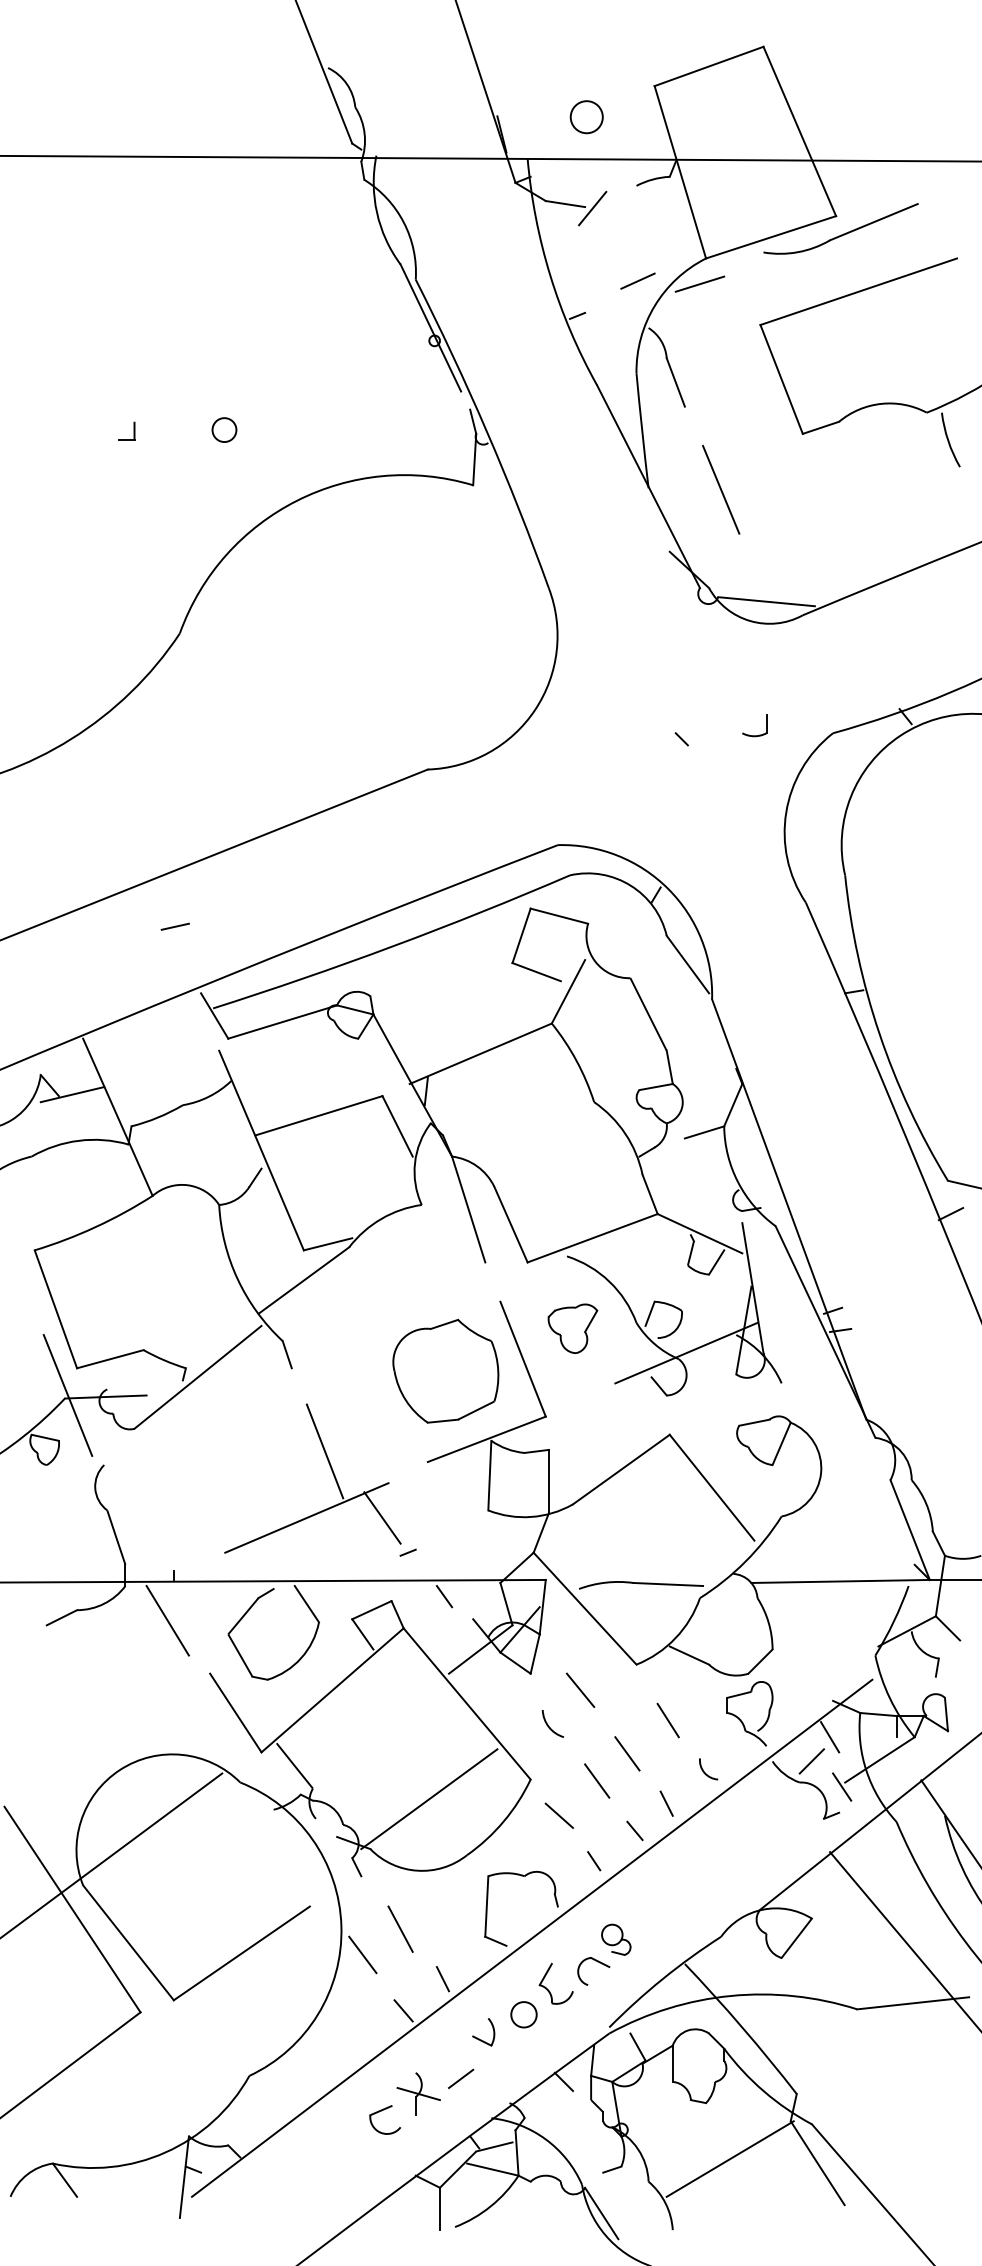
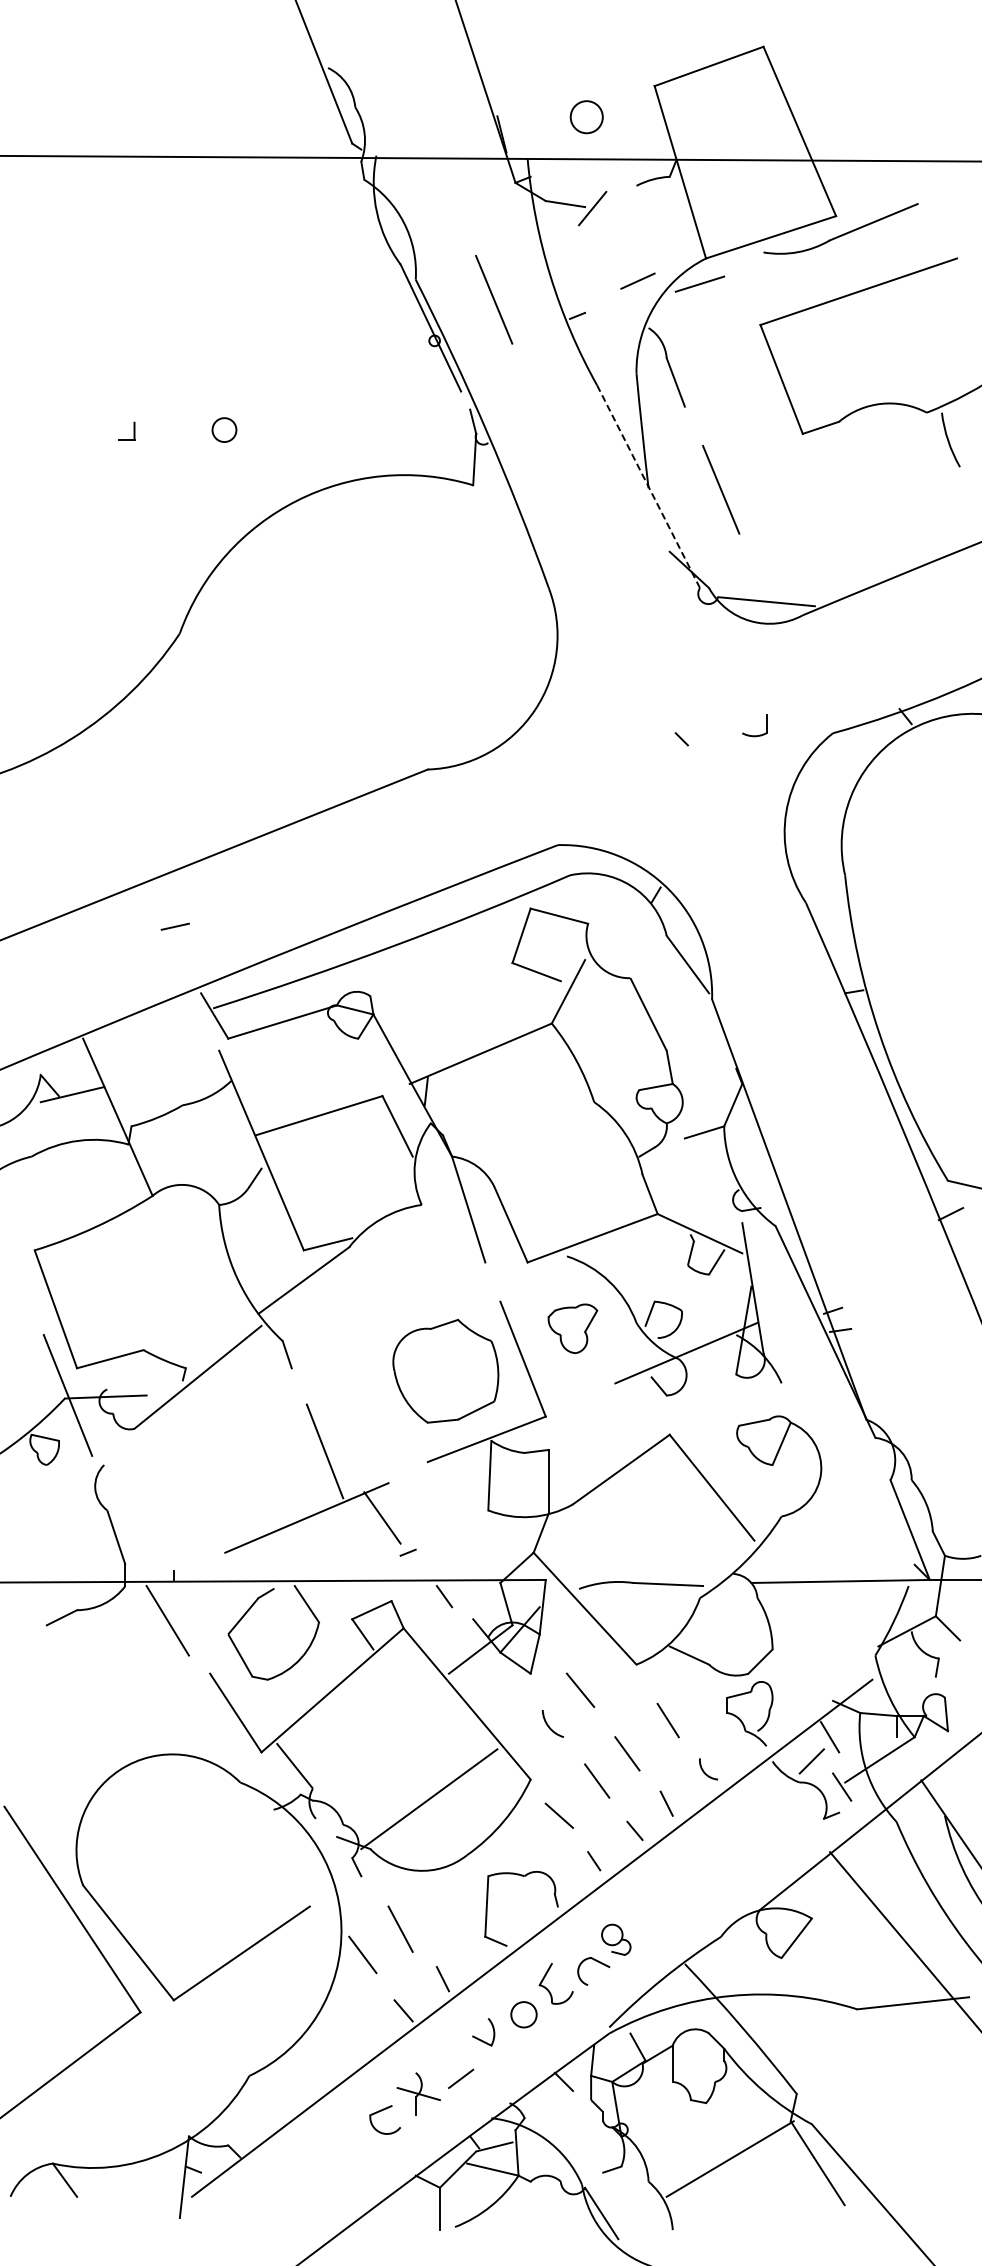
line: none -> present (494, 299)
line: solid -> dashed (648, 486)
line: present -> none (112, 1854)
